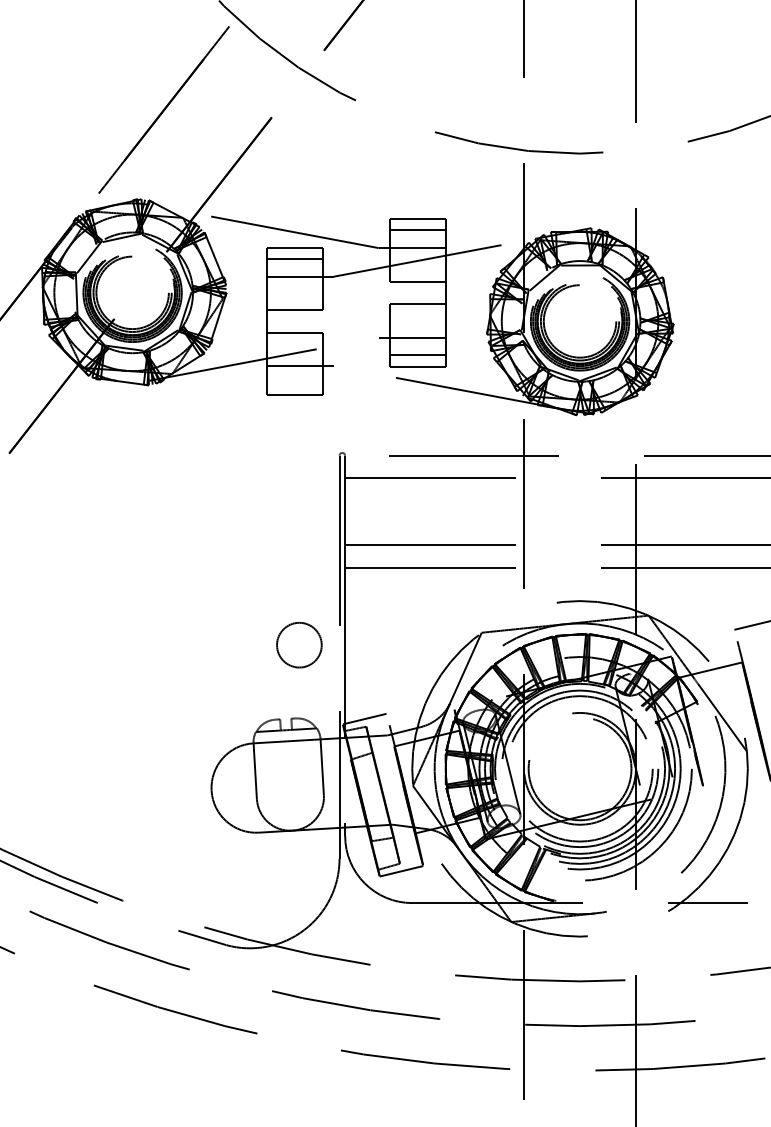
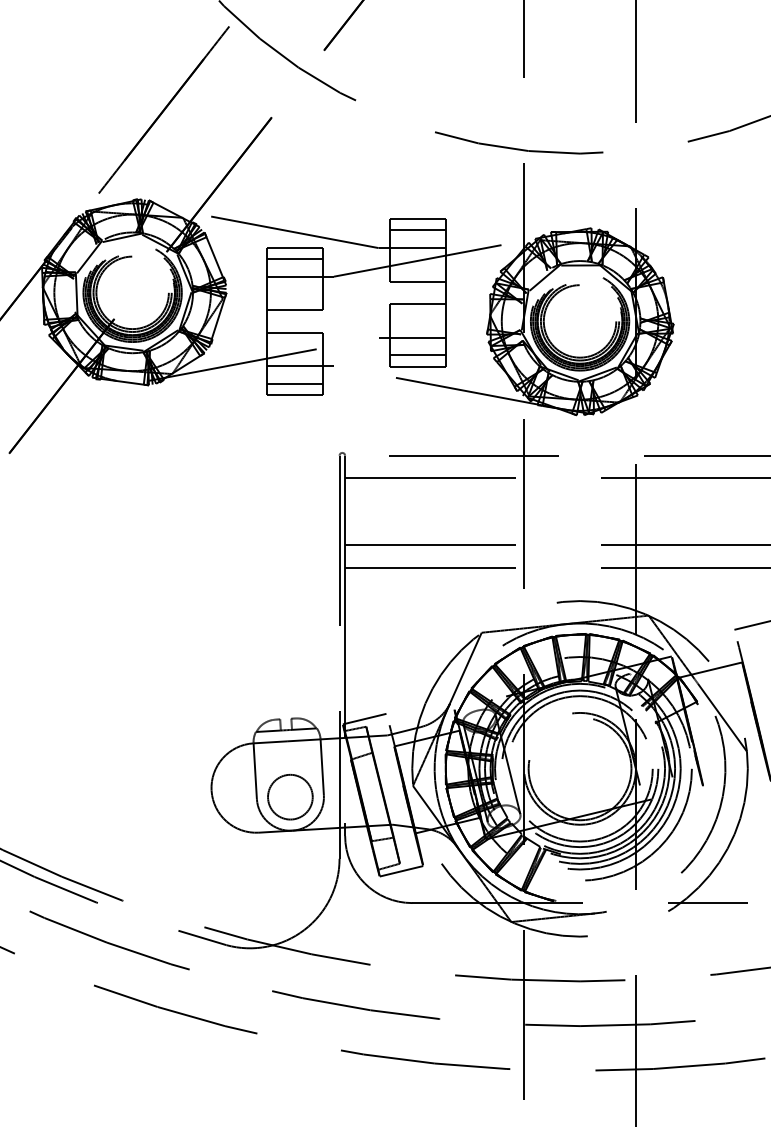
line: none -> present (294, 384)
circle position: (299, 644) -> (290, 796) (290, 796)
